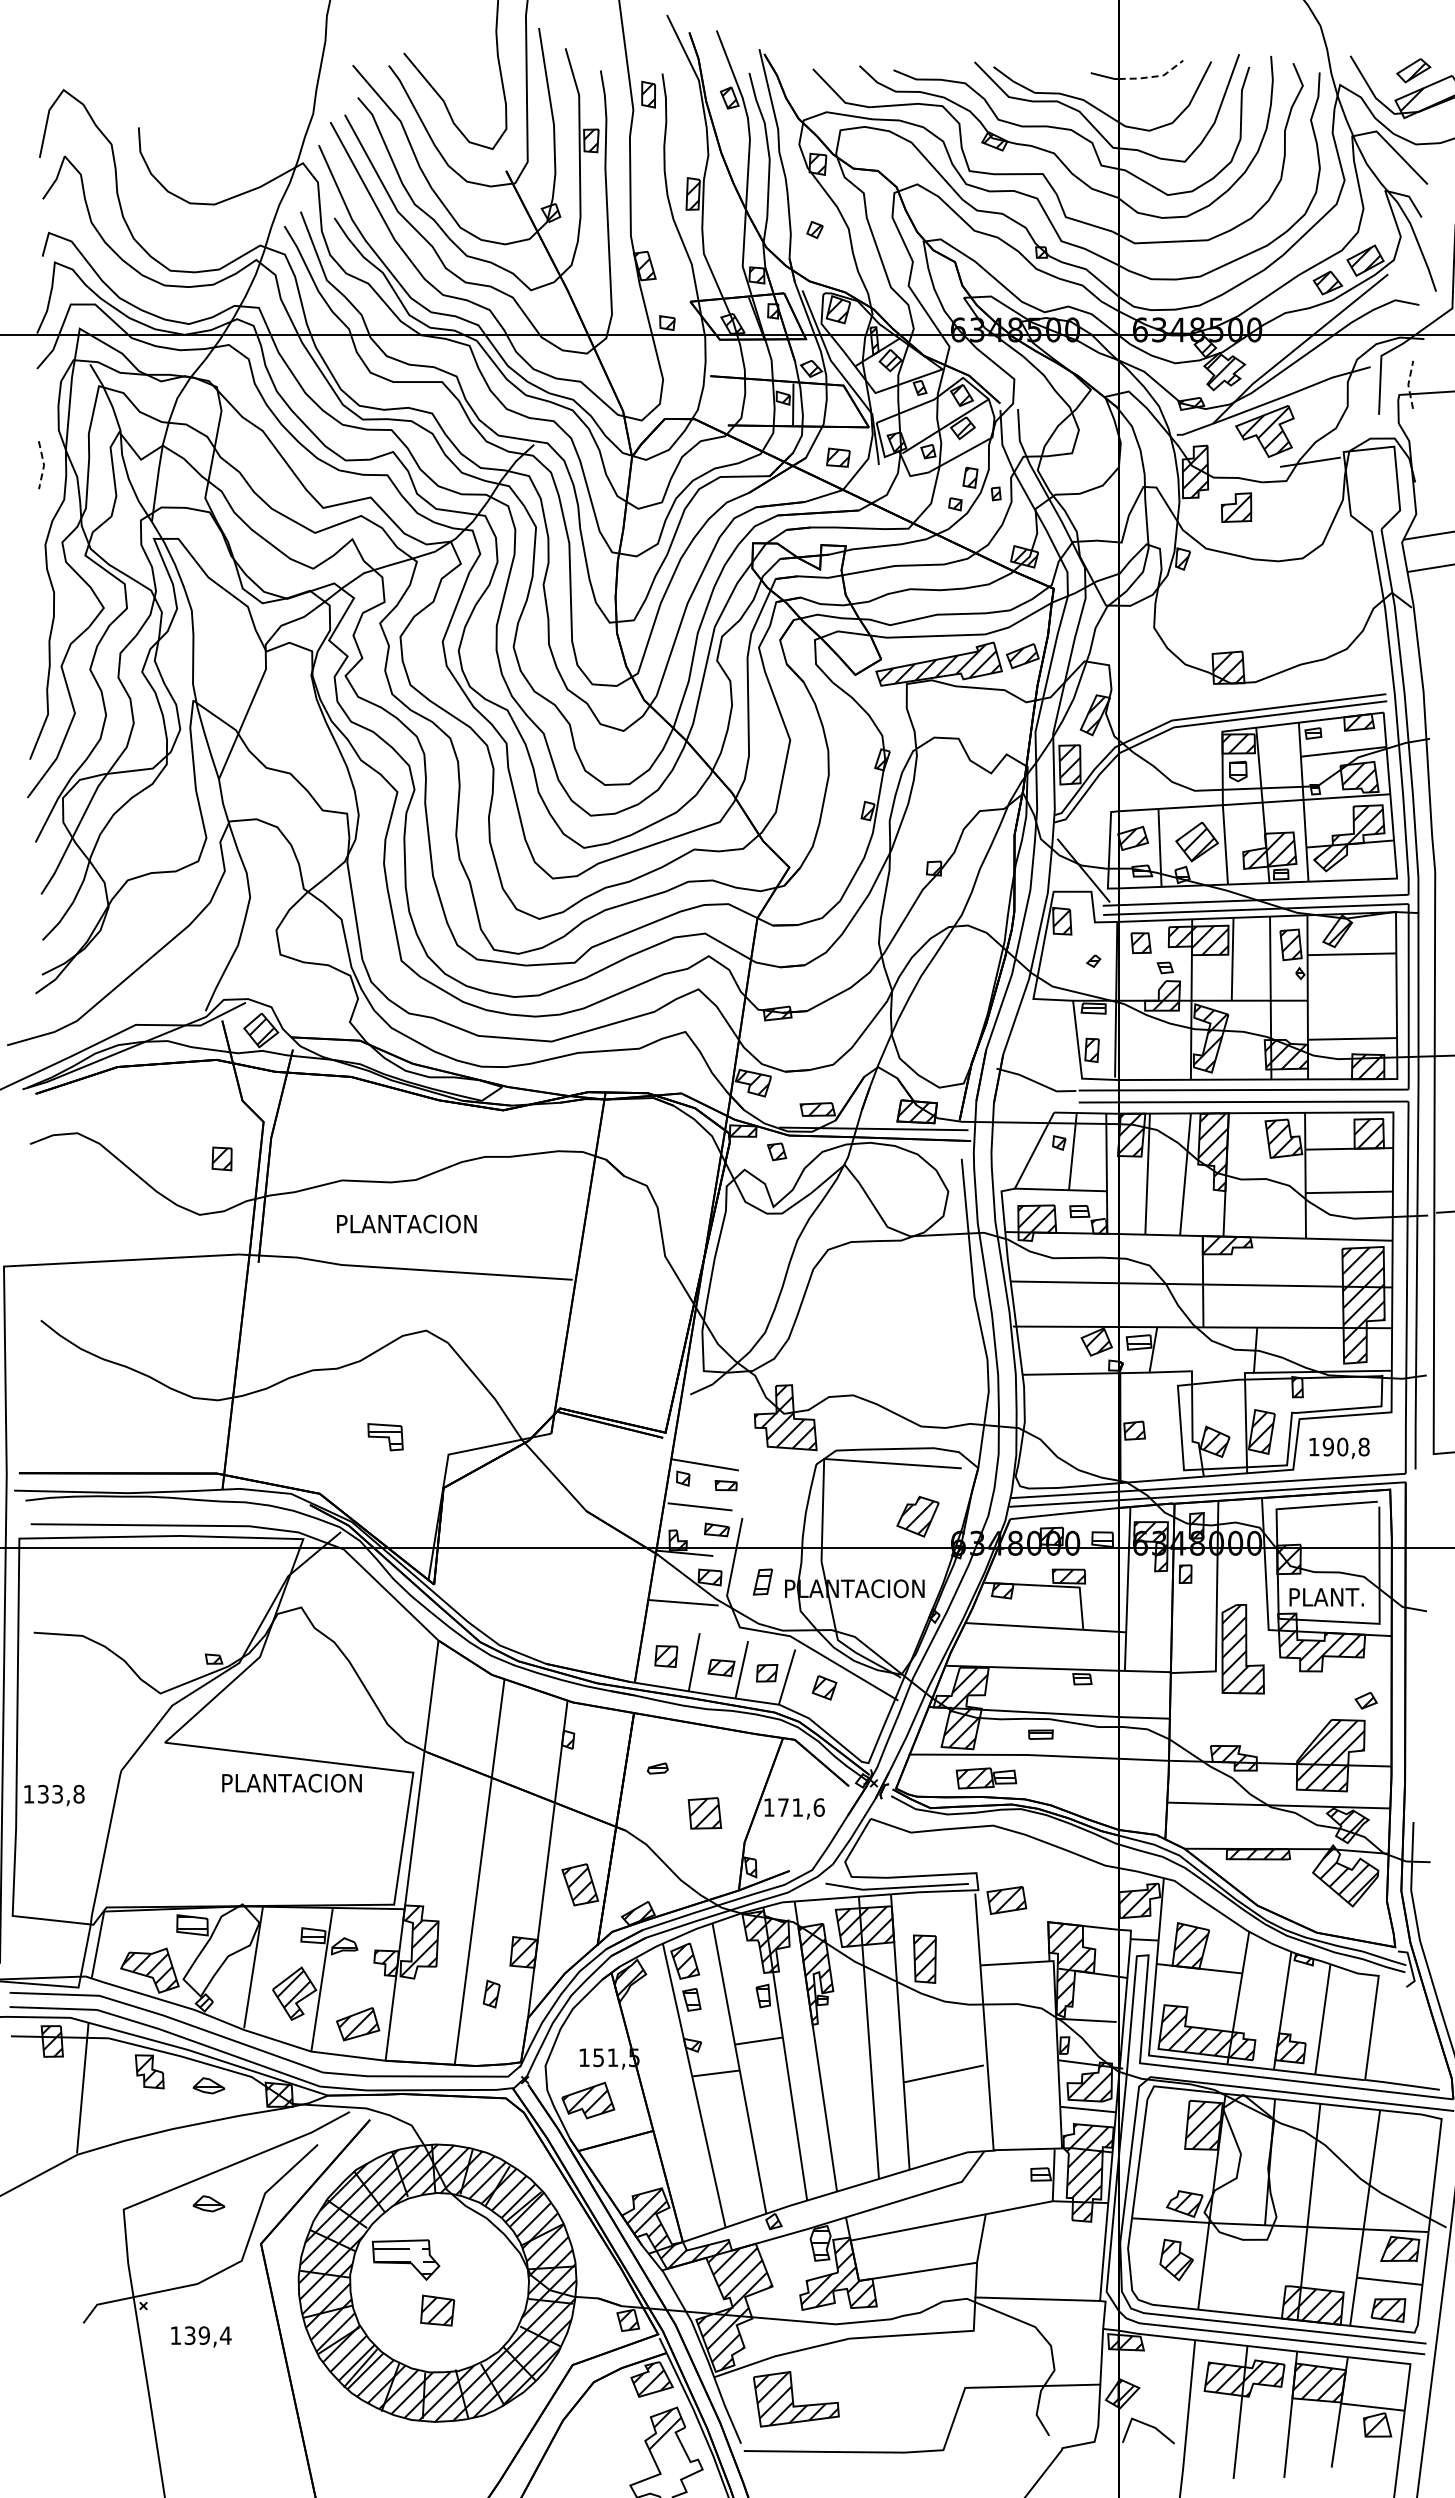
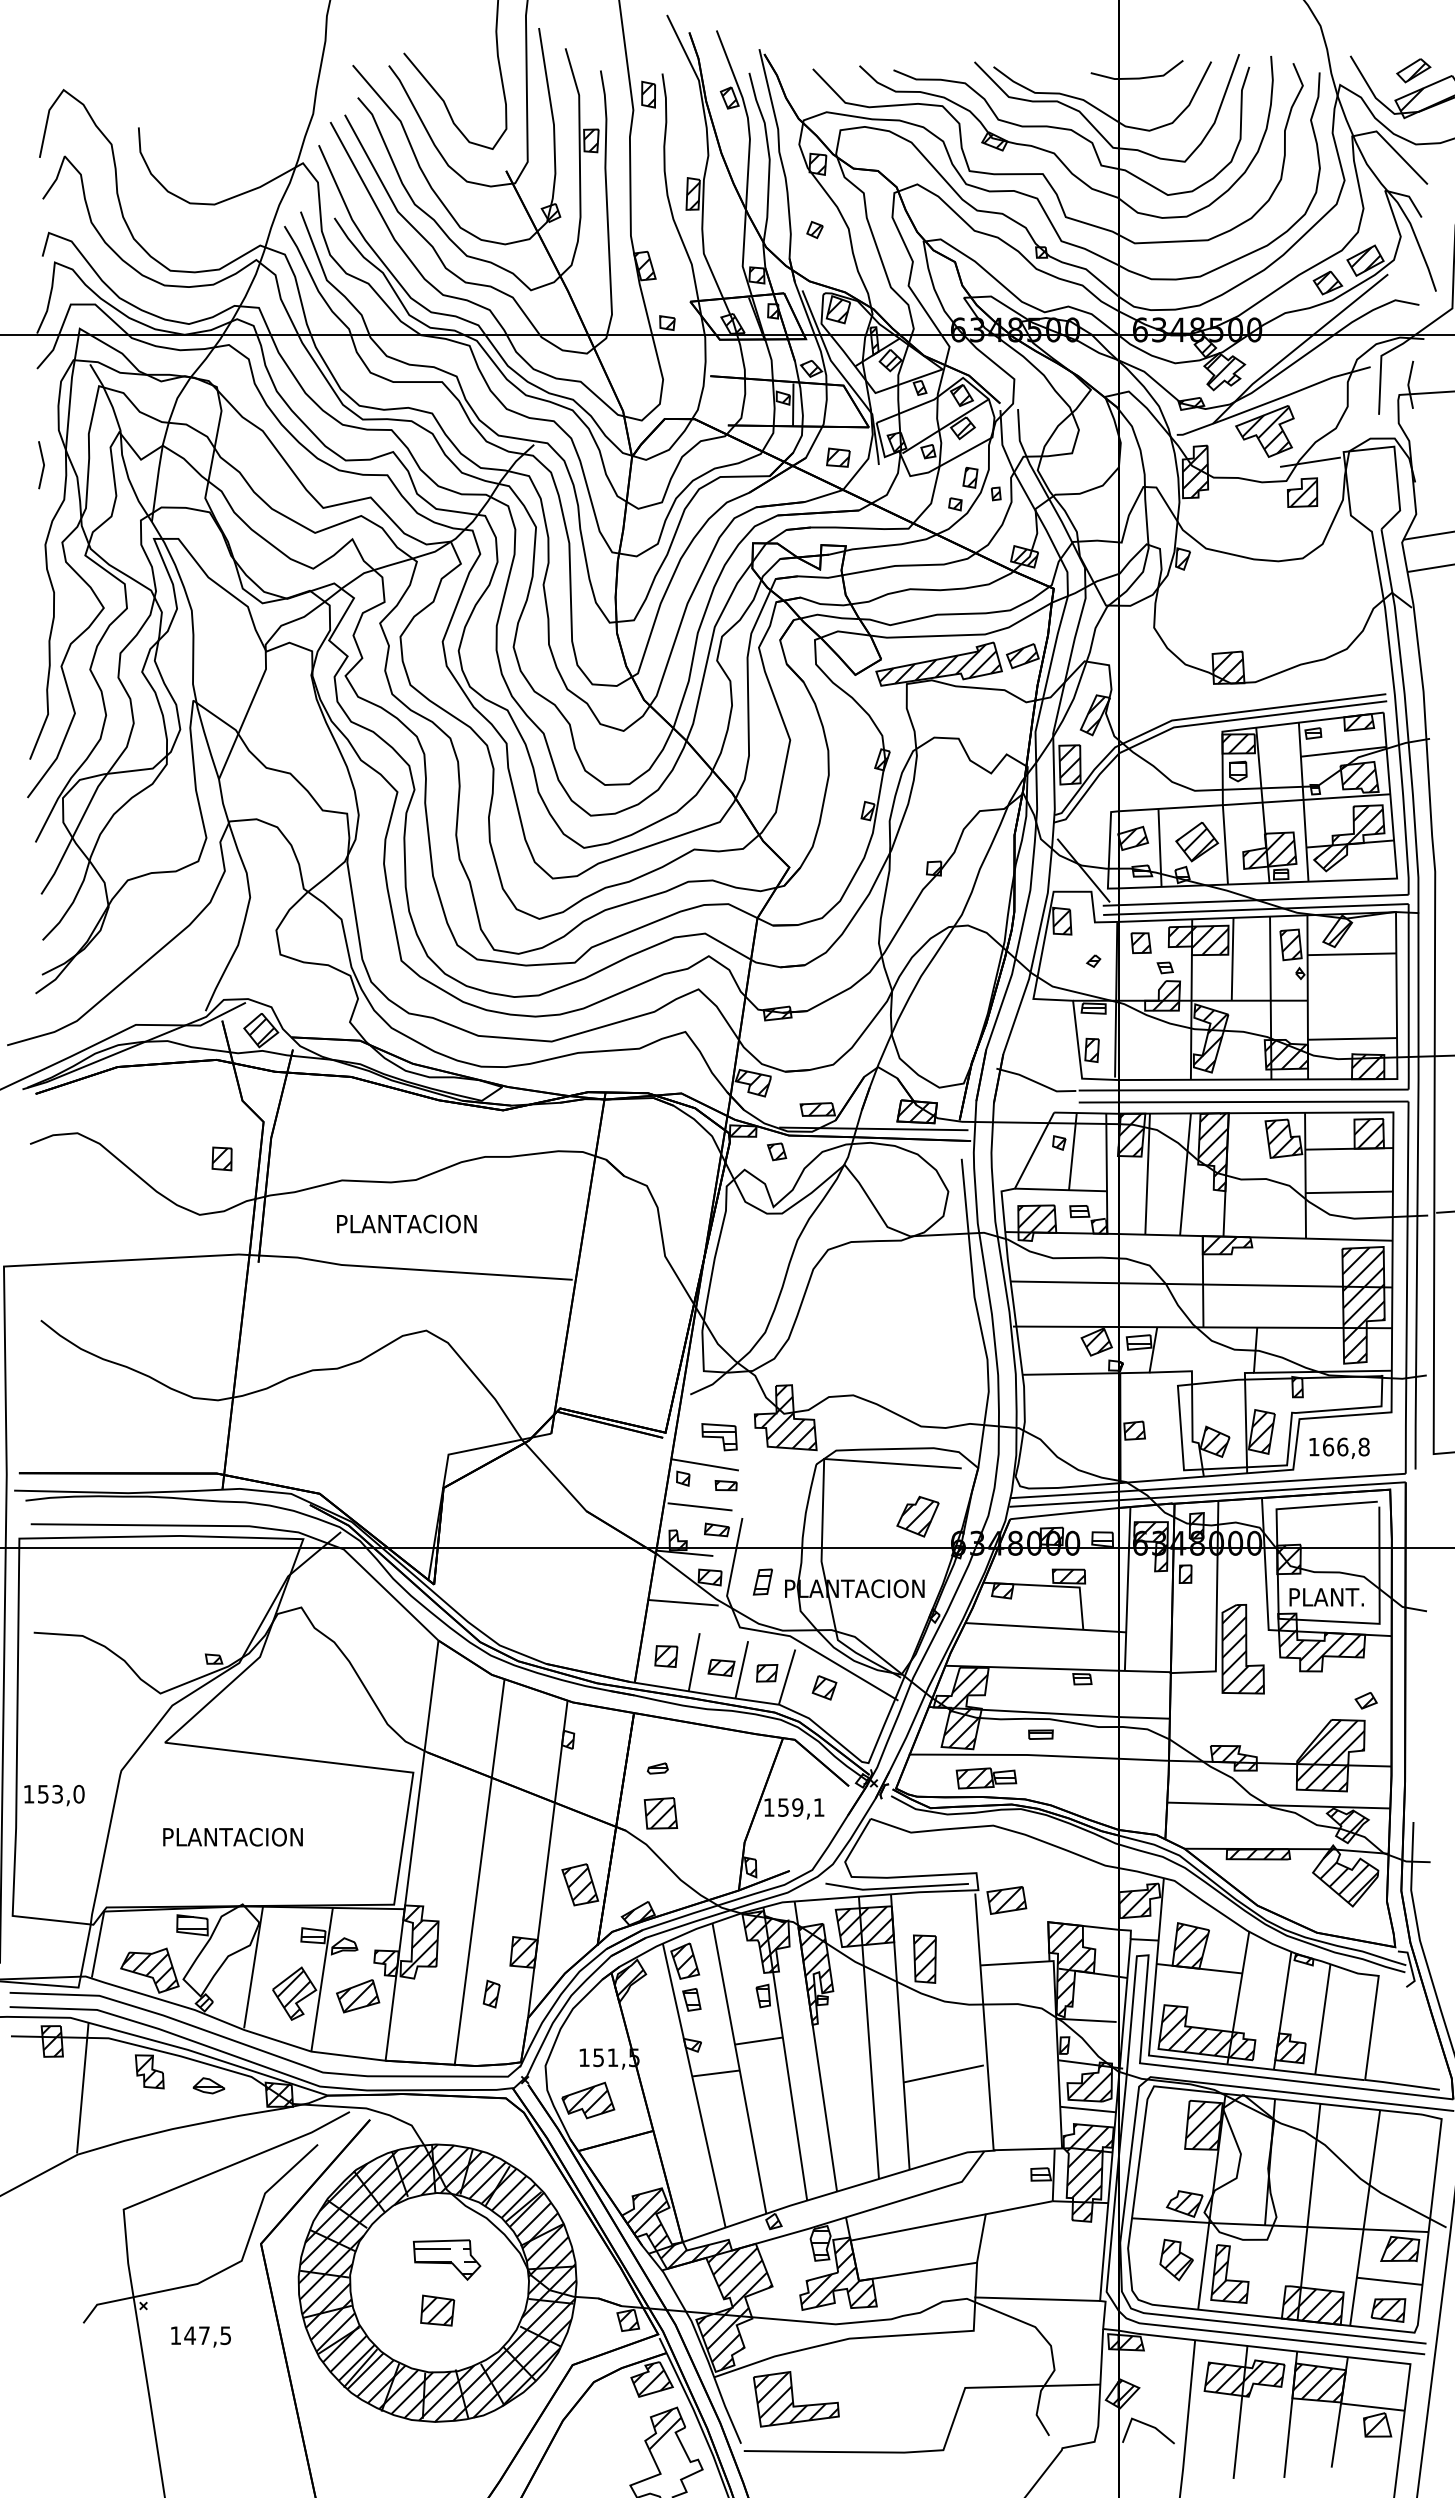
line: dashed -> solid (1153, 76)
line: dashed -> solid (1408, 385)
line: dashed -> solid (44, 465)
part position: (1236, 507) -> (1302, 492) (1302, 492)
part position: (385, 1437) -> (719, 1437) (719, 1437)
text: 190,8 -> 166,8 (1335, 1446)
text position: (291, 1782) -> (232, 1836) (232, 1836)
text: 133,8 -> 153,0 (61, 1793)
text: 171,6 -> 159,1 (801, 1807)
part position: (704, 1813) -> (660, 1813) (660, 1813)
part position: (358, 2024) -> (358, 1996) (358, 1996)
part: present -> none (208, 2203)
part position: (405, 2259) -> (446, 2259) (446, 2259)
part: none -> present (1229, 2273)
text: 139,4 -> 147,5 (207, 2335)
